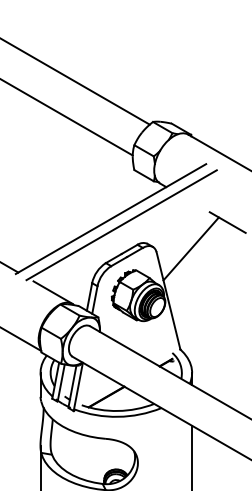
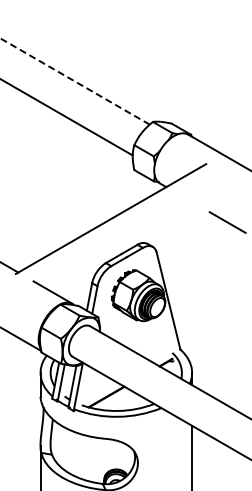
line: solid -> dashed (74, 81)
line: present -> none (121, 225)
line: present -> none (190, 248)
